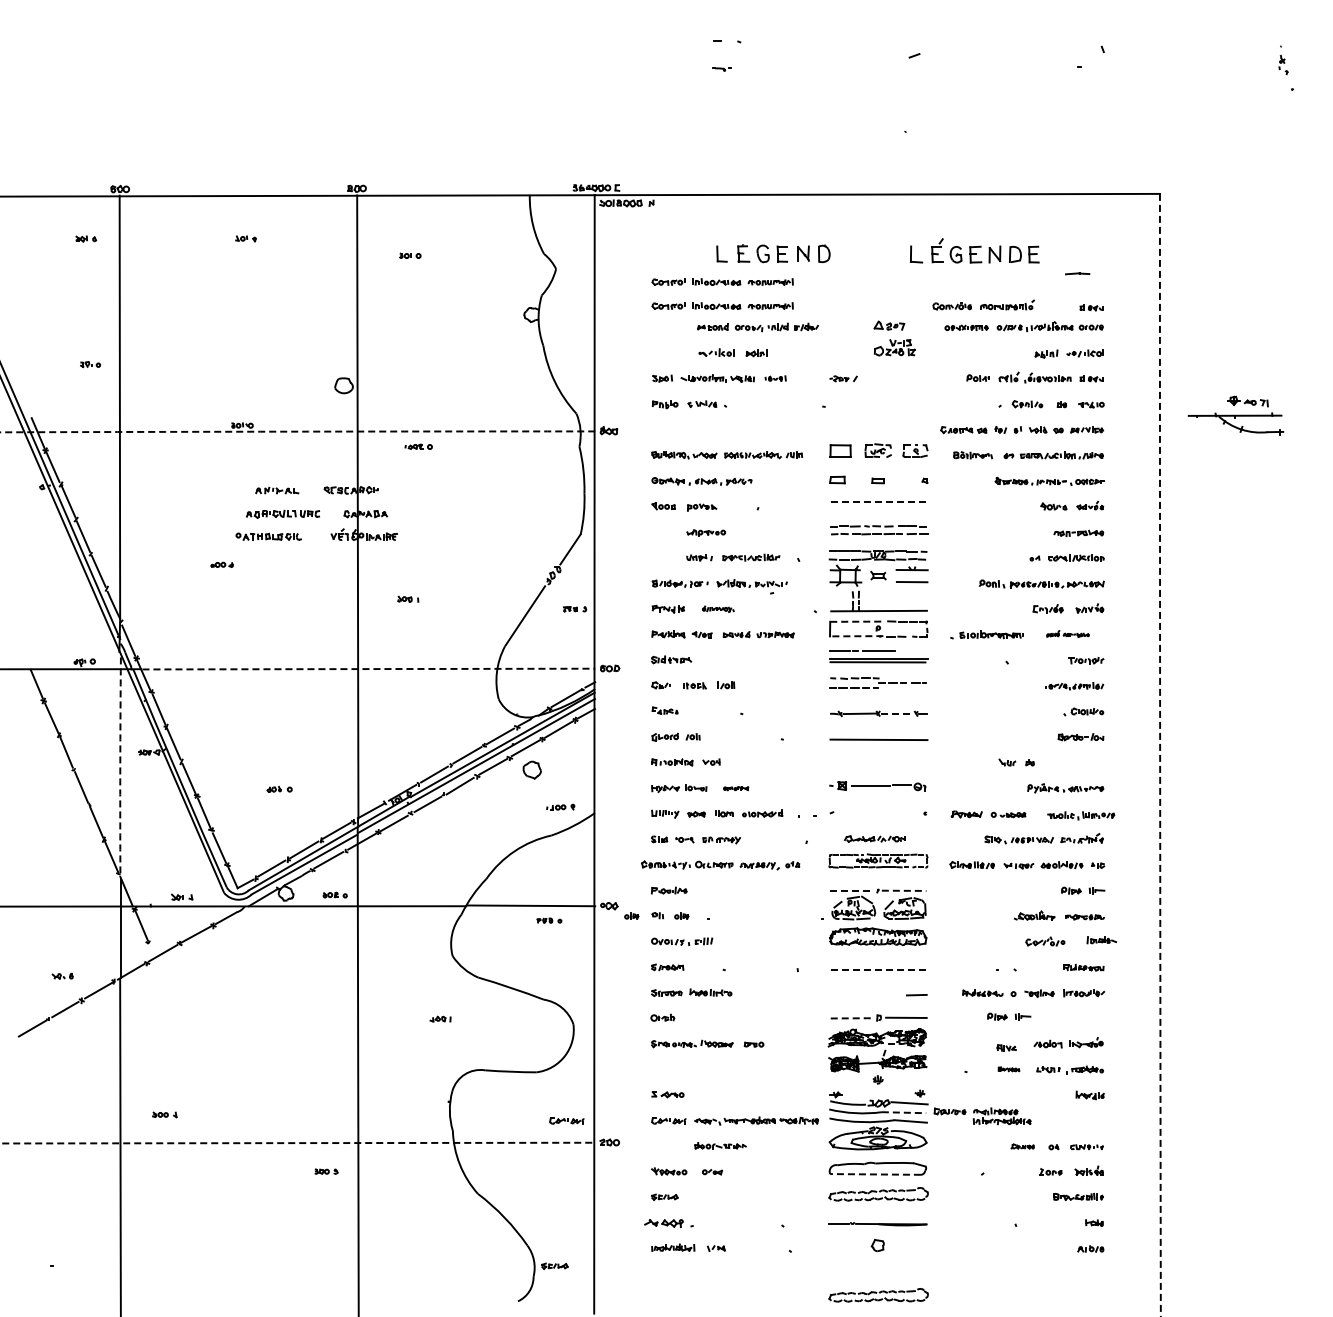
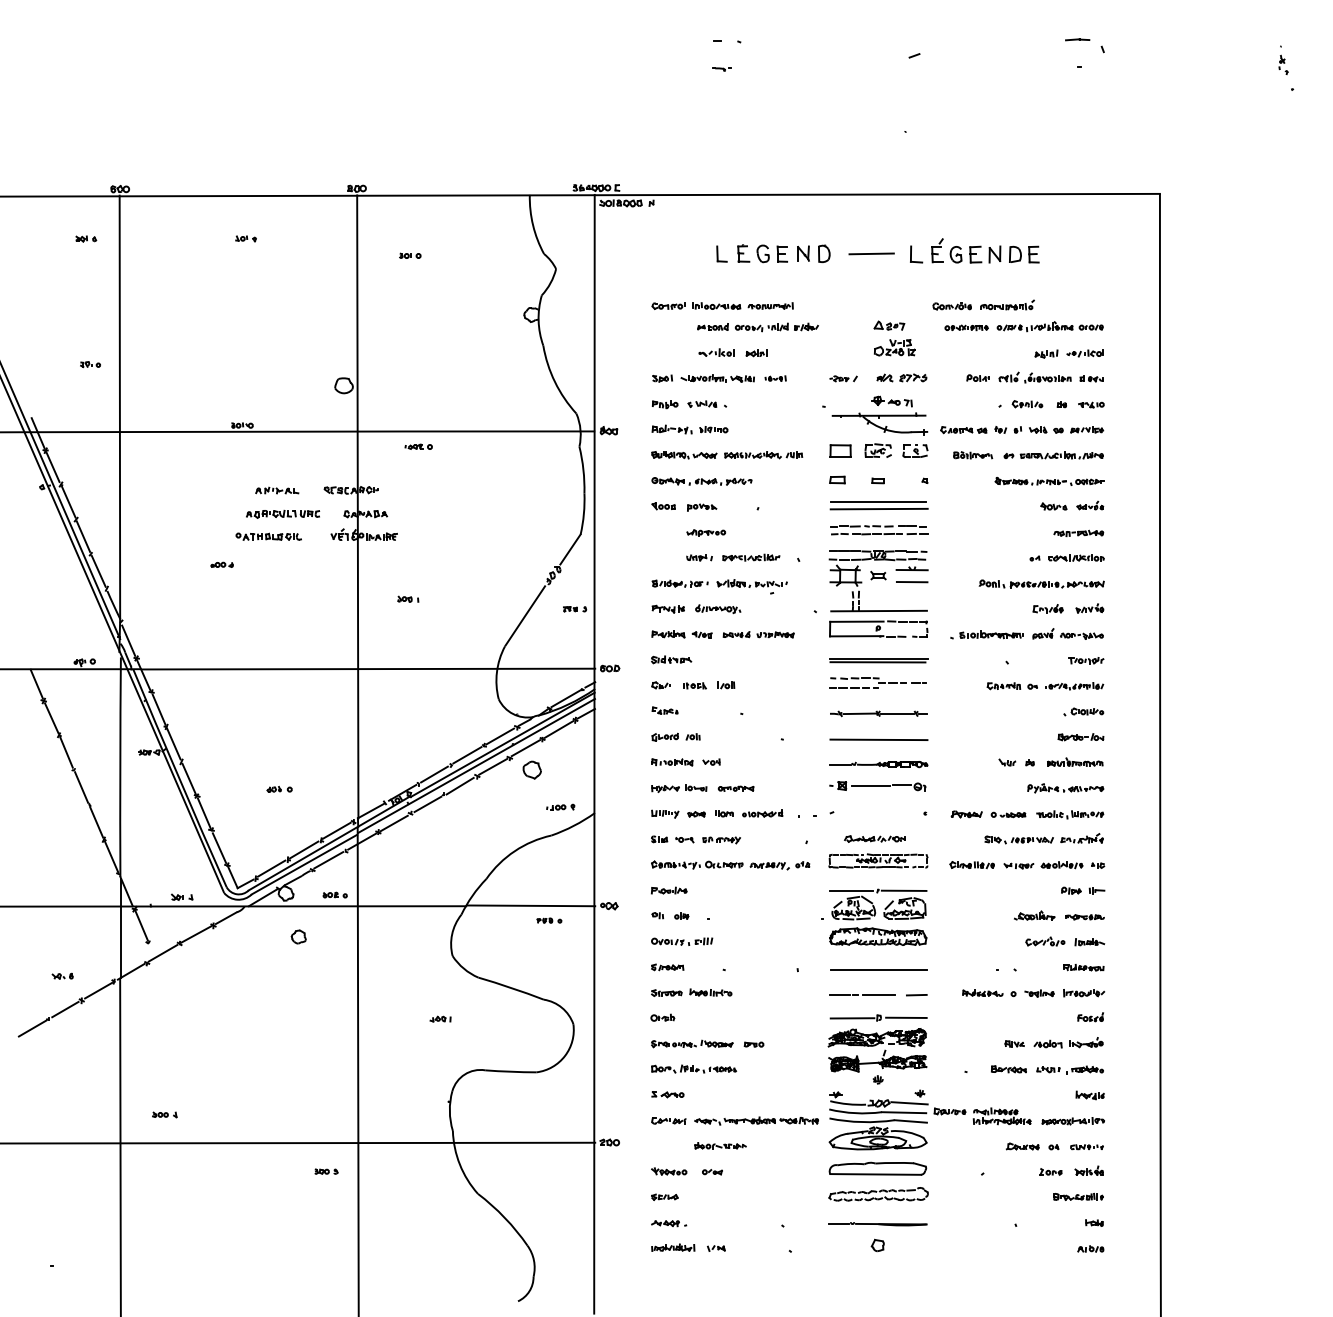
line: none -> present (871, 253)
line position: (1077, 273) -> (1077, 39) (1077, 39)
part: present -> none (722, 281)
part: present -> none (1091, 307)
part: none -> present (901, 377)
part position: (1235, 415) -> (879, 415) (879, 415)
part: none -> present (689, 429)
arc: dashed -> solid (297, 431)
line: dashed -> solid (879, 502)
line: none -> present (878, 508)
part size: 34x8 px -> 47x11 px (718, 609)
line: dashed -> solid (856, 621)
part size: 44x8 px -> 72x12 px (1067, 633)
line: dashed -> solid (856, 636)
line position: (862, 650) -> (862, 994) (862, 994)
line: dashed -> solid (369, 669)
part: none -> present (1011, 686)
line: dashed -> solid (897, 713)
arc: dashed -> solid (1160, 756)
part: none -> present (1075, 761)
part: none -> present (878, 764)
arc: dashed -> solid (120, 767)
part size: 27x6 px -> 38x7 px (735, 788)
part position: (1081, 815) -> (1070, 814) (1070, 814)
part position: (720, 865) -> (730, 865) (730, 865)
line: dashed -> solid (851, 890)
line: dashed -> solid (904, 890)
part: present -> none (631, 915)
part: none -> present (298, 936)
part position: (1101, 940) -> (1089, 942) (1089, 942)
line: dashed -> solid (879, 969)
part: present -> none (1009, 1016)
part: none -> present (1090, 1017)
line: dashed -> solid (852, 1018)
part position: (1006, 1047) -> (1014, 1043) (1014, 1043)
part: none -> present (694, 1068)
part size: 24x7 px -> 36x9 px (1008, 1069)
line: dashed -> solid (904, 1112)
part: present -> none (566, 1120)
part: none -> present (1072, 1121)
line: dashed -> solid (298, 1143)
part size: 25x7 px -> 35x9 px (1022, 1146)
line: dashed -> solid (875, 1174)
part size: 50x9 px -> 37x8 px (669, 1223)
part: present -> none (554, 1265)
part: present -> none (878, 1295)
